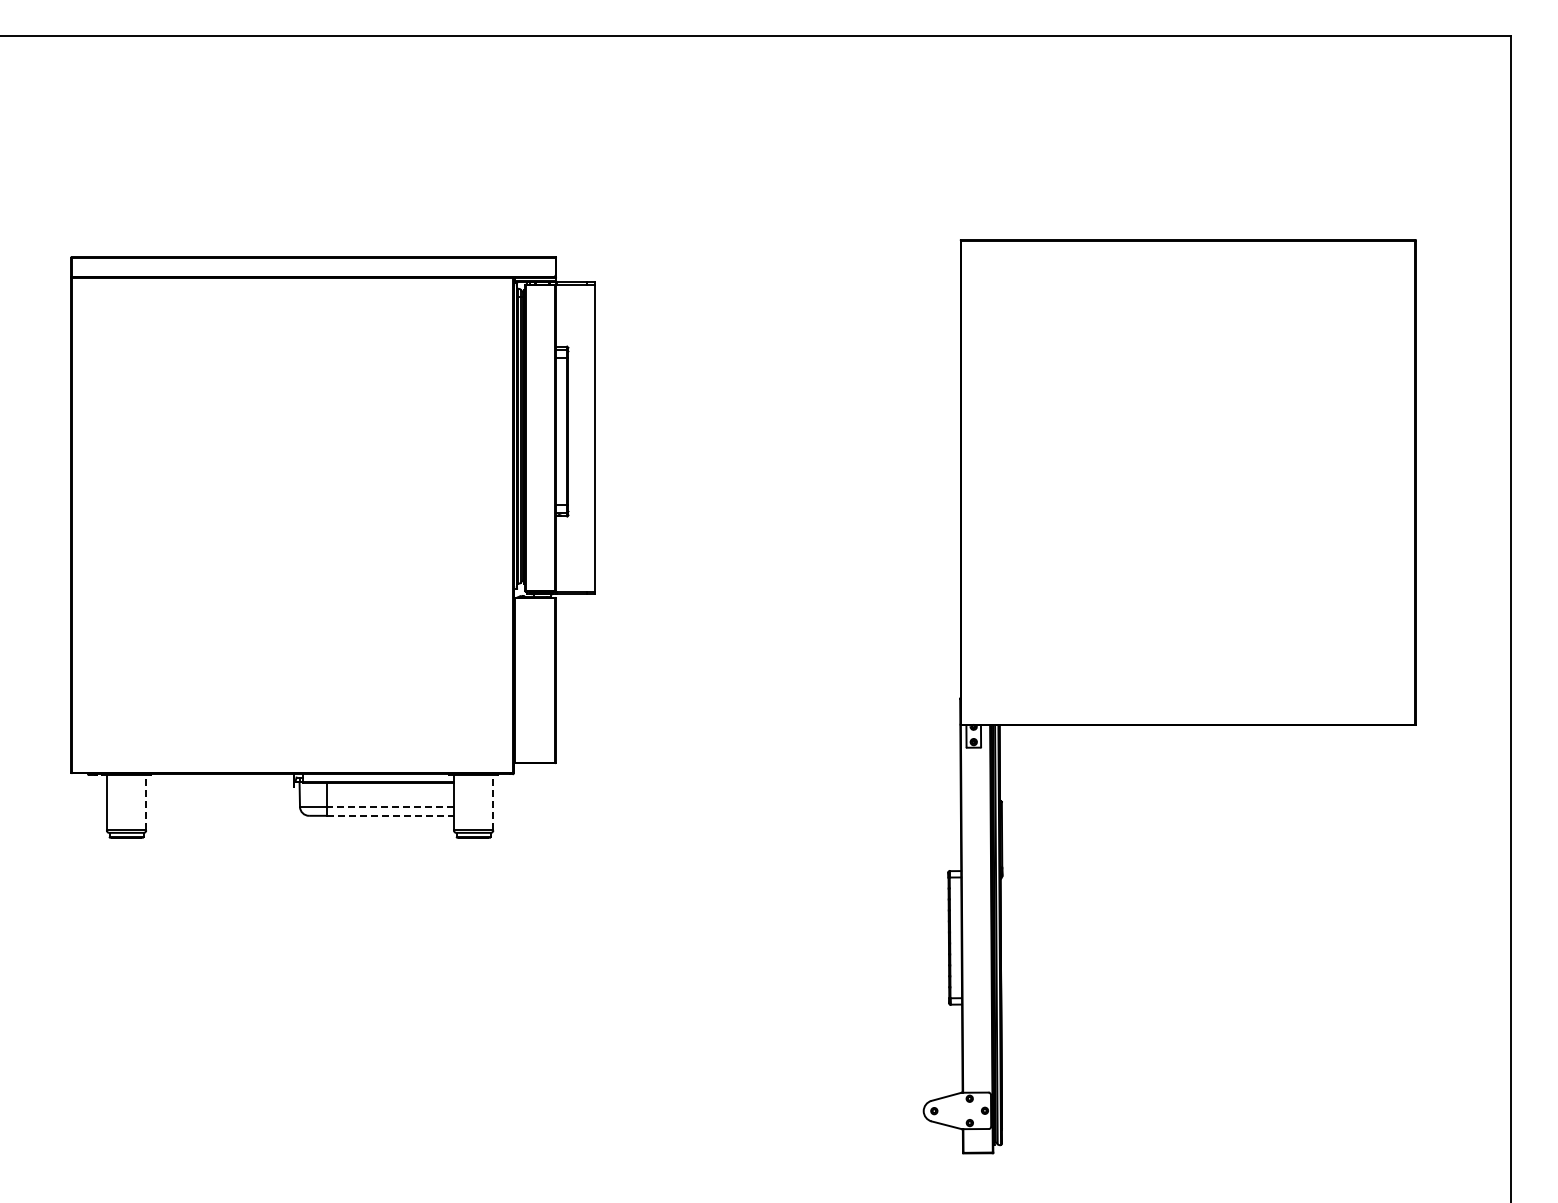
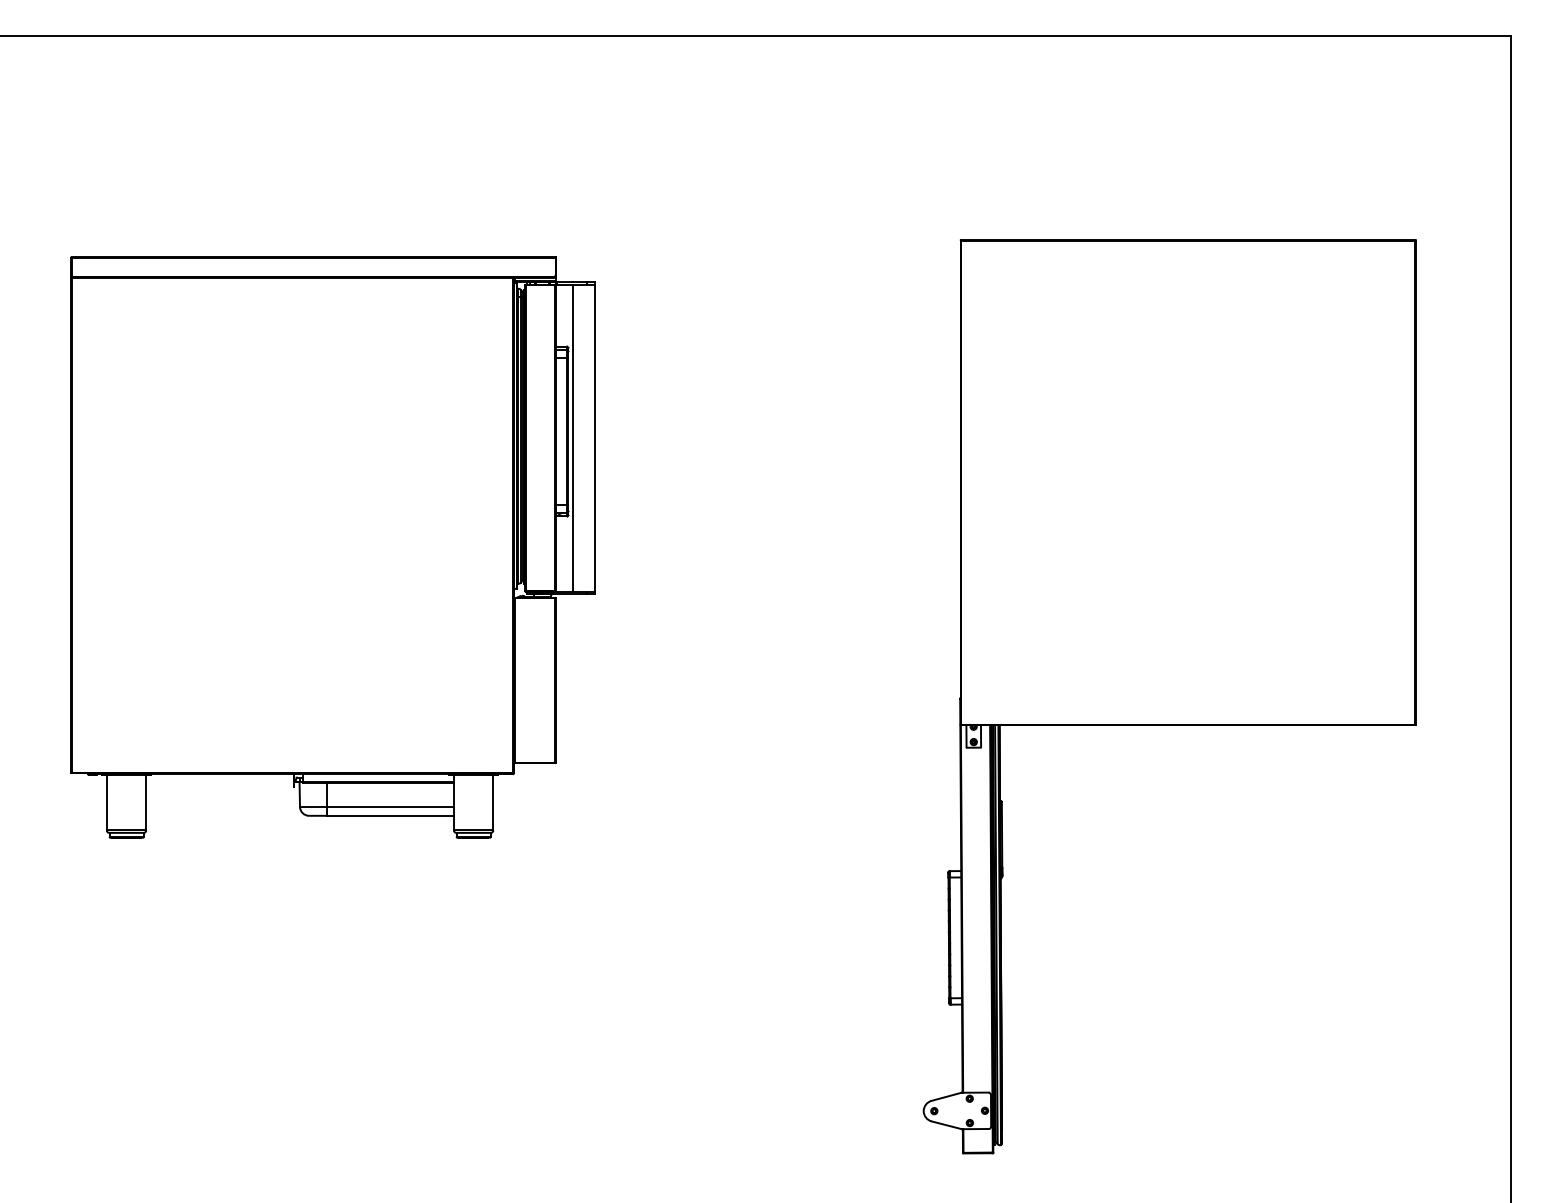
line: none -> present (573, 437)
line: dashed -> solid (146, 802)
line: dashed -> solid (493, 802)
line: dashed -> solid (390, 806)
line: dashed -> solid (390, 815)
